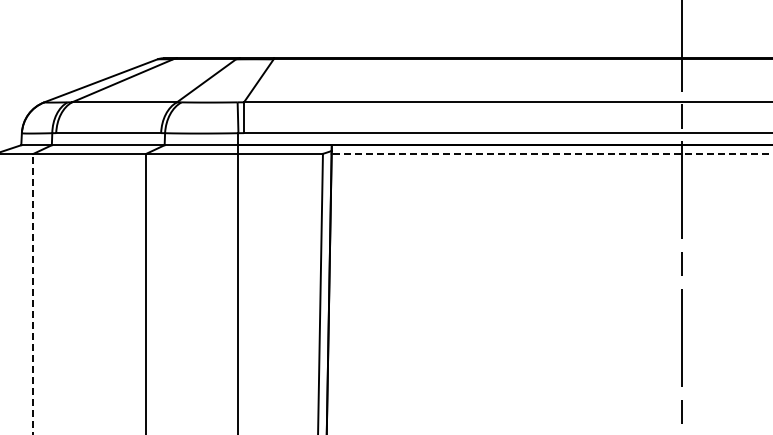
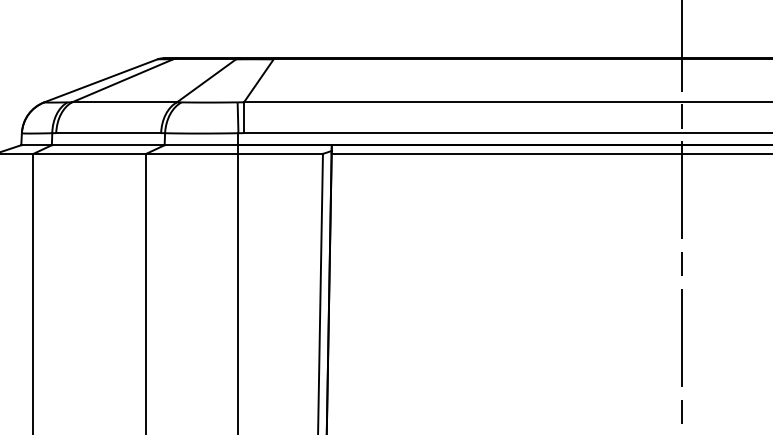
line: dashed -> solid (551, 153)
line: dashed -> solid (33, 293)
